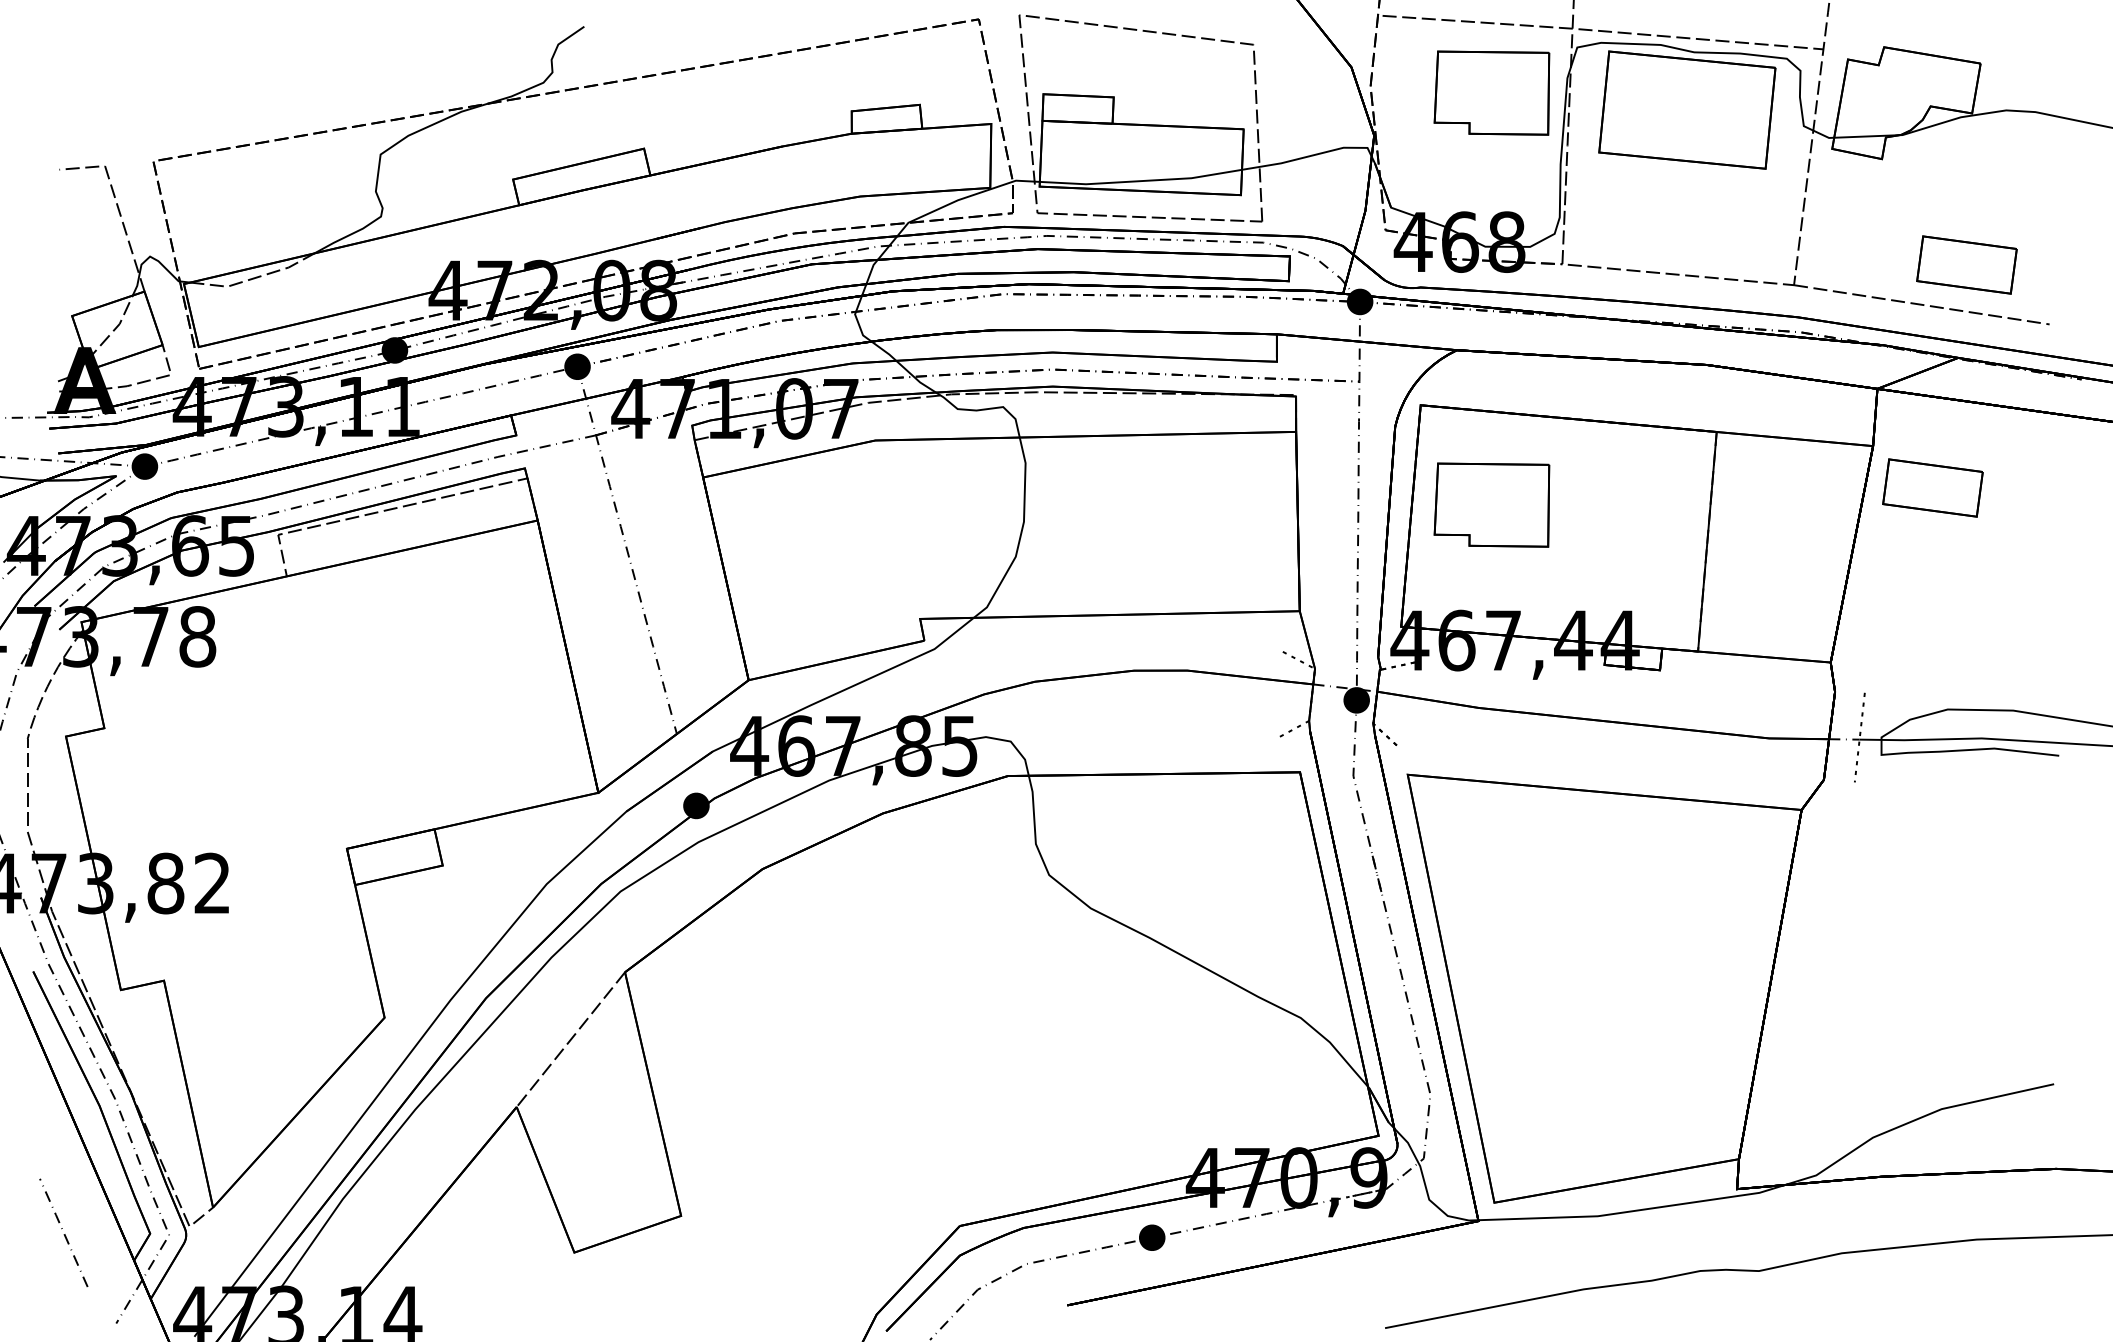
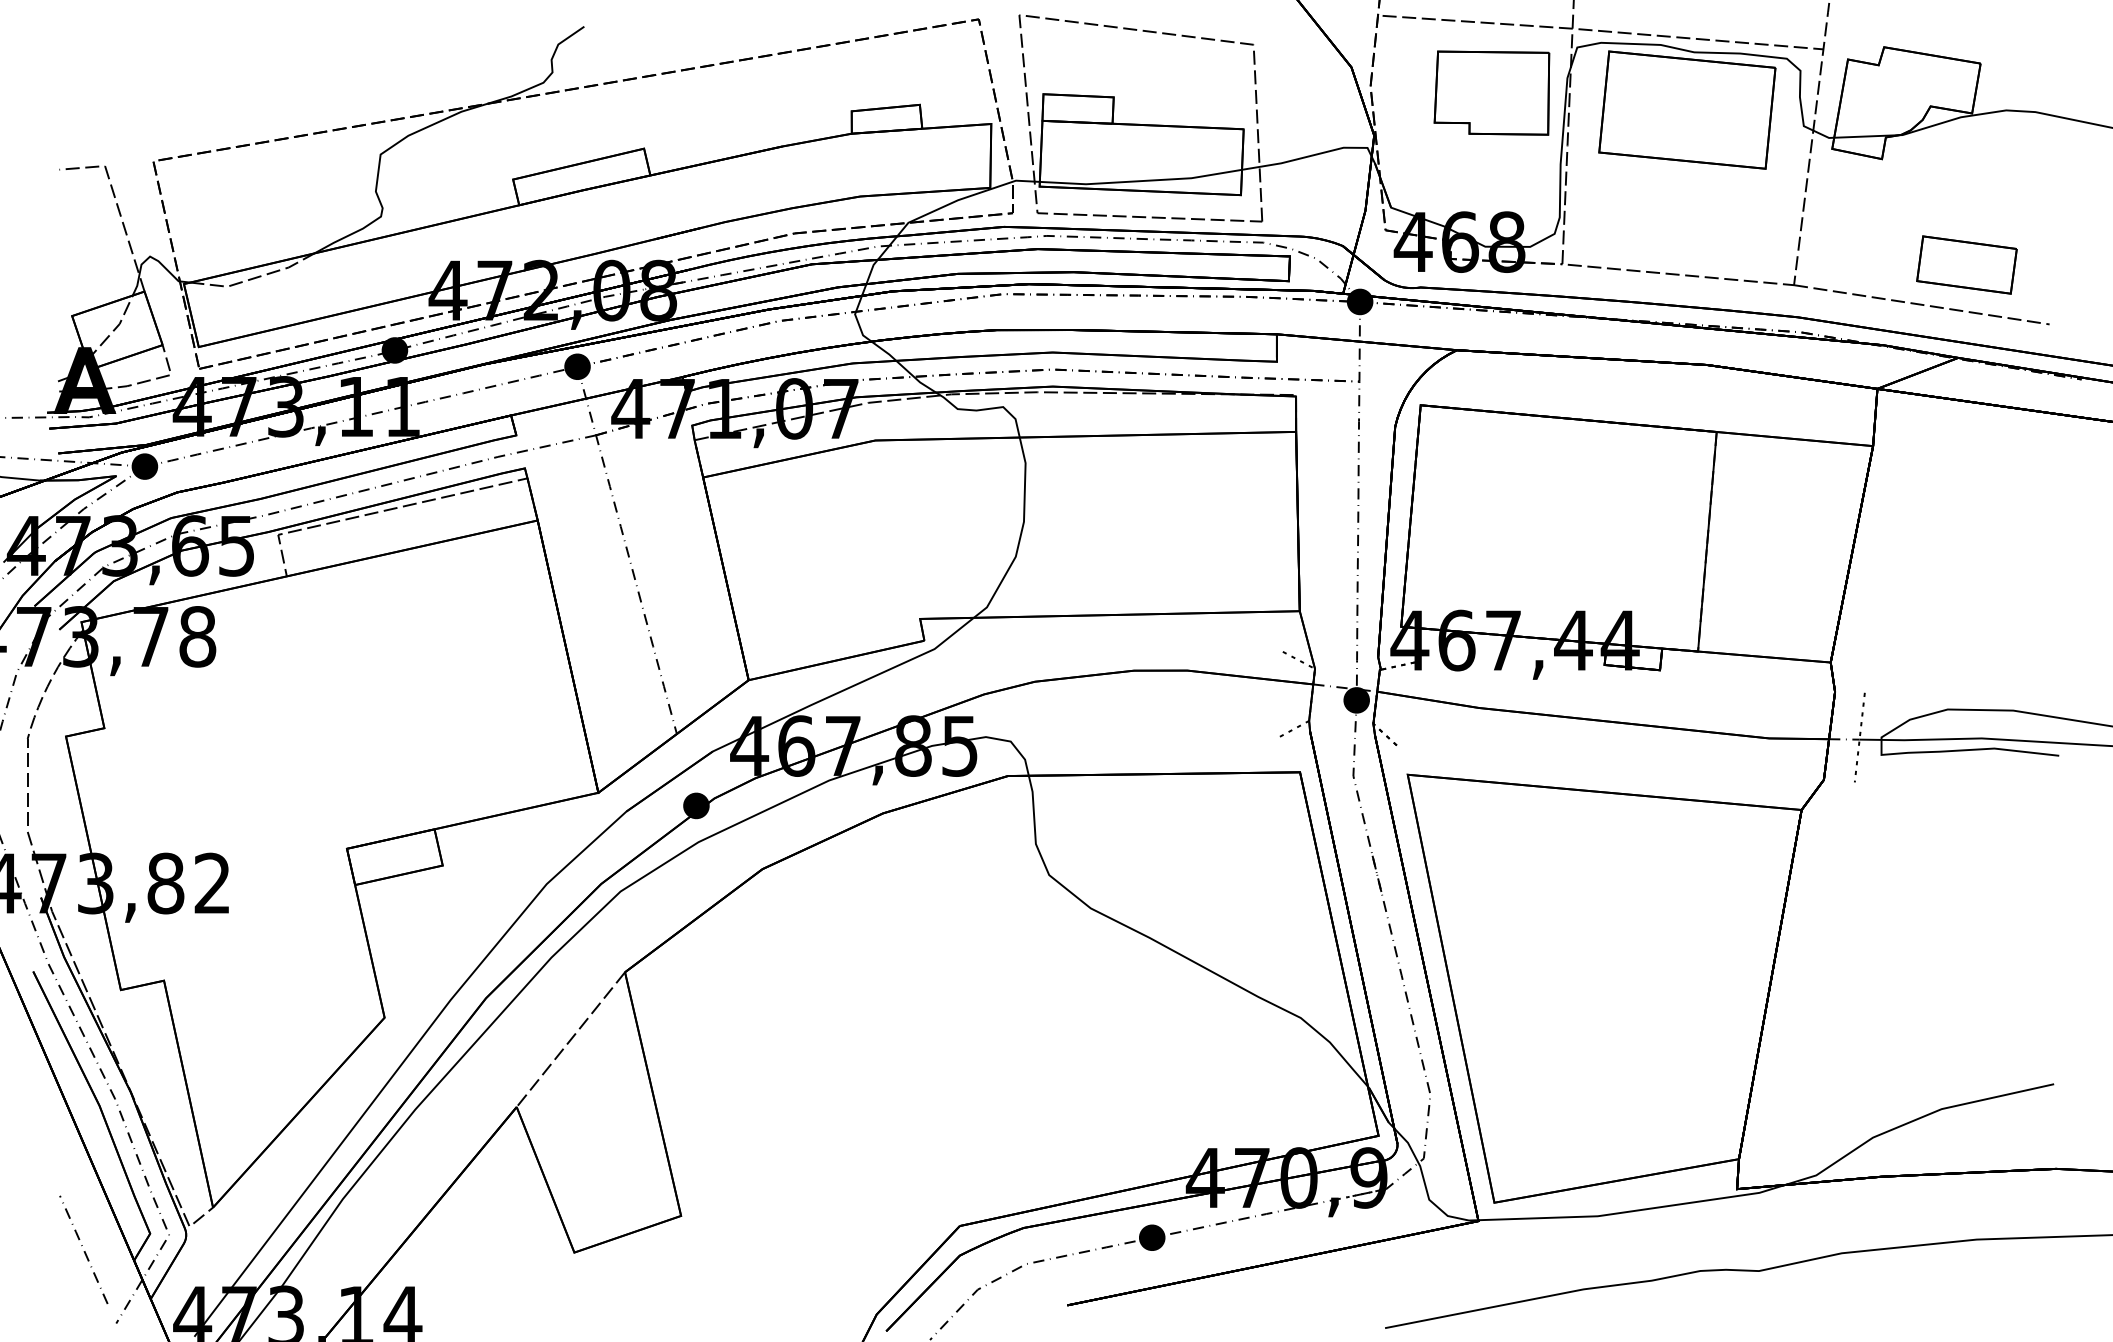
part: present -> none (1932, 487)
part: present -> none (1491, 504)
line position: (63, 1234) -> (83, 1251) (83, 1251)
